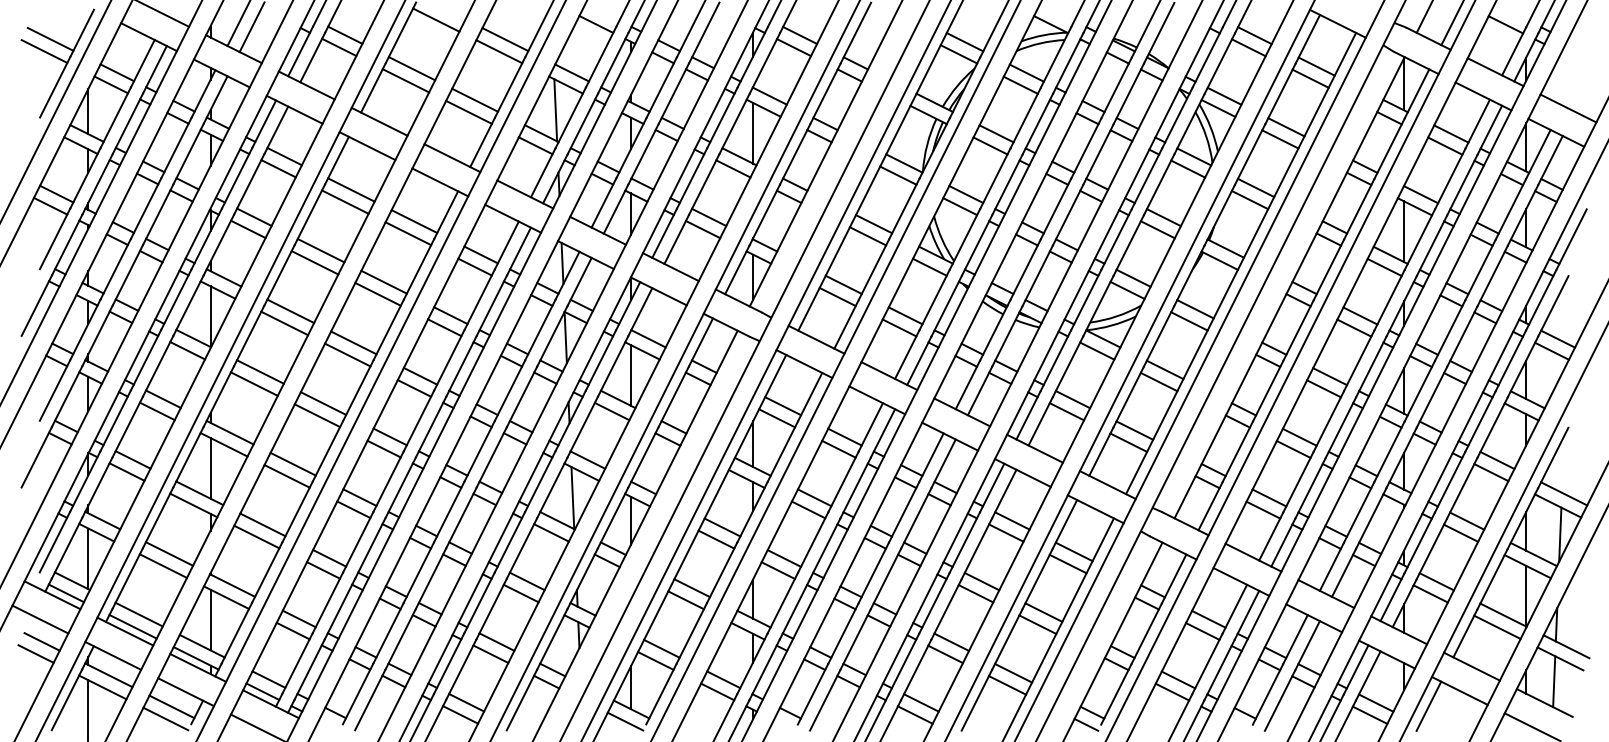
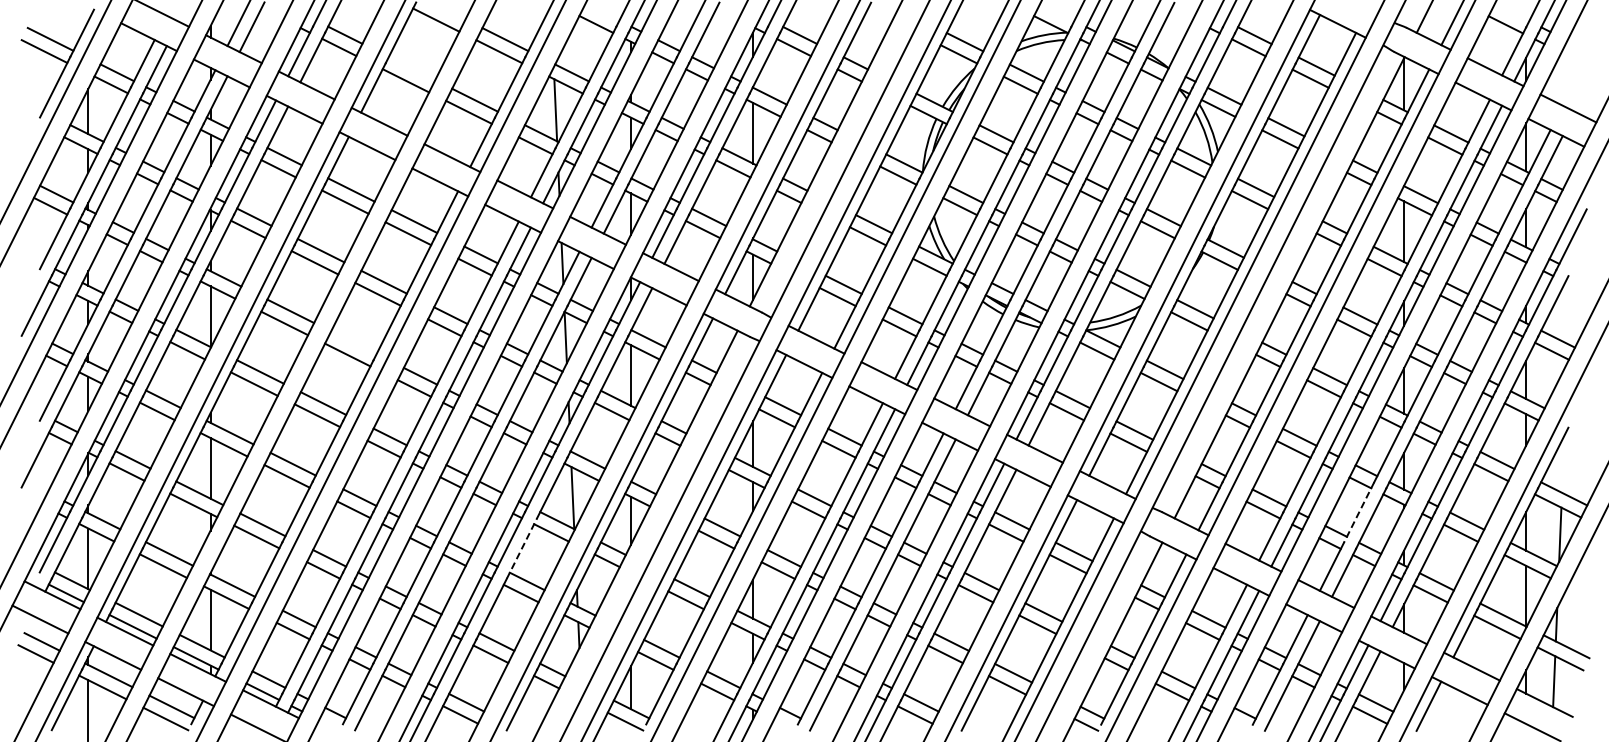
line: present -> none (411, 68)
line: present -> none (353, 342)
line: solid -> dashed (1359, 512)
line: solid -> dashed (522, 548)
